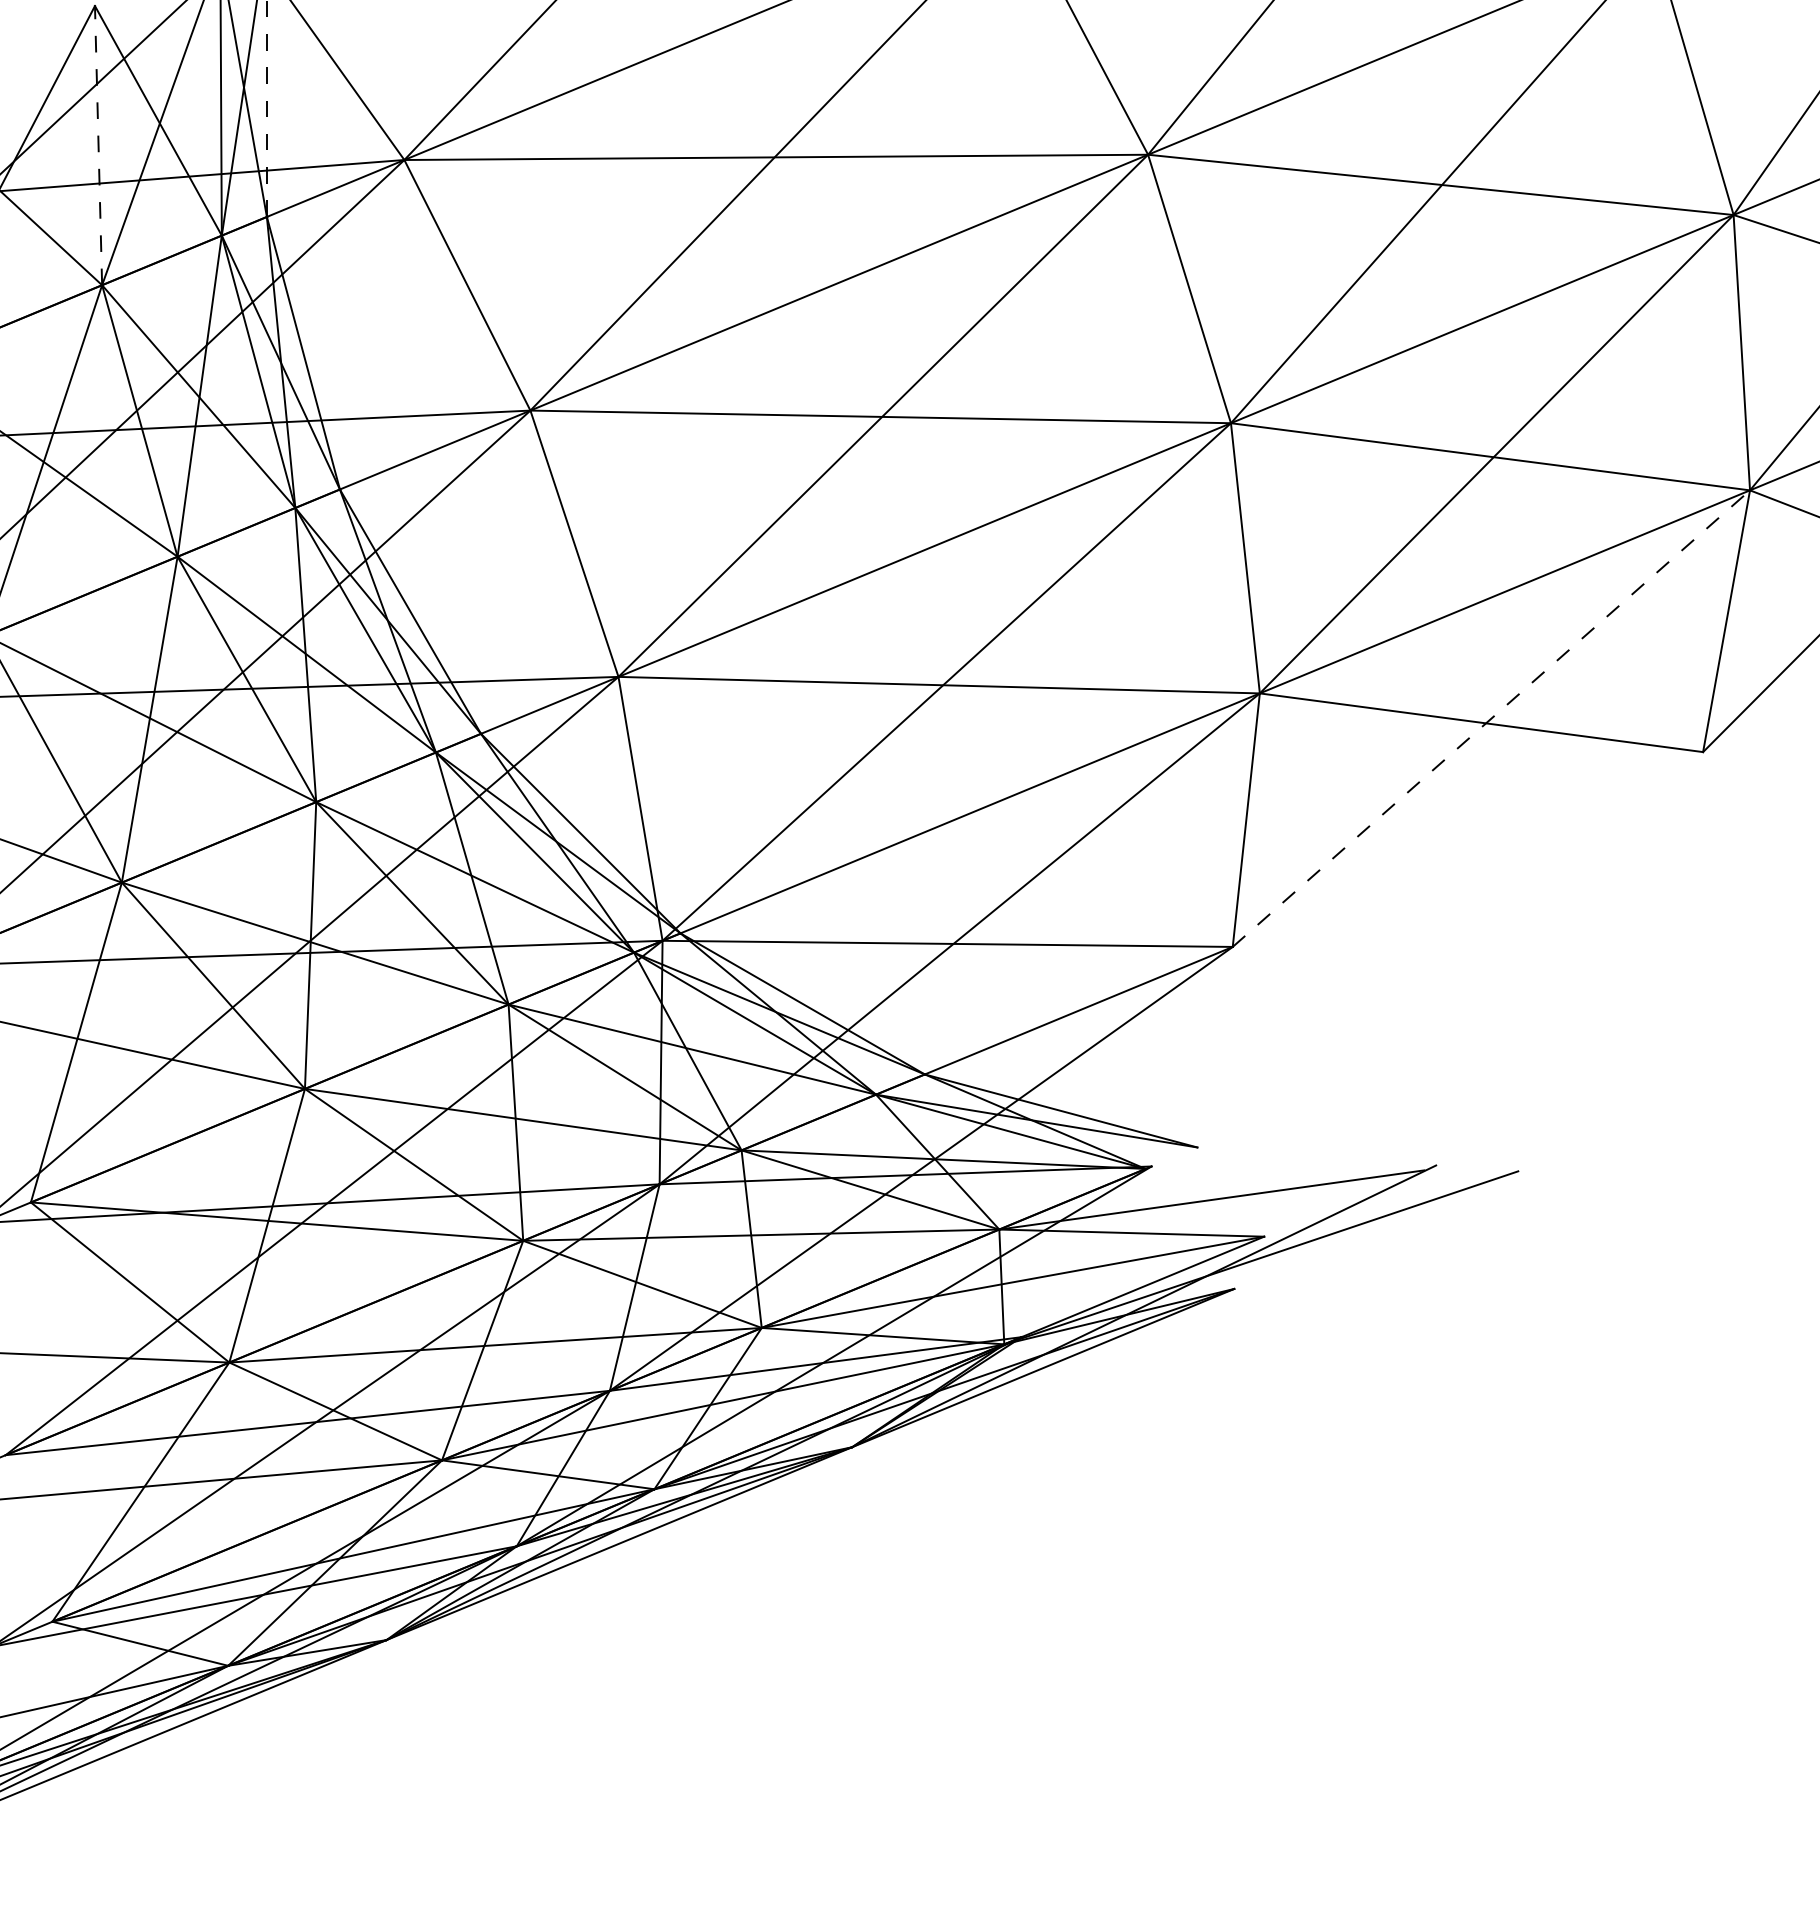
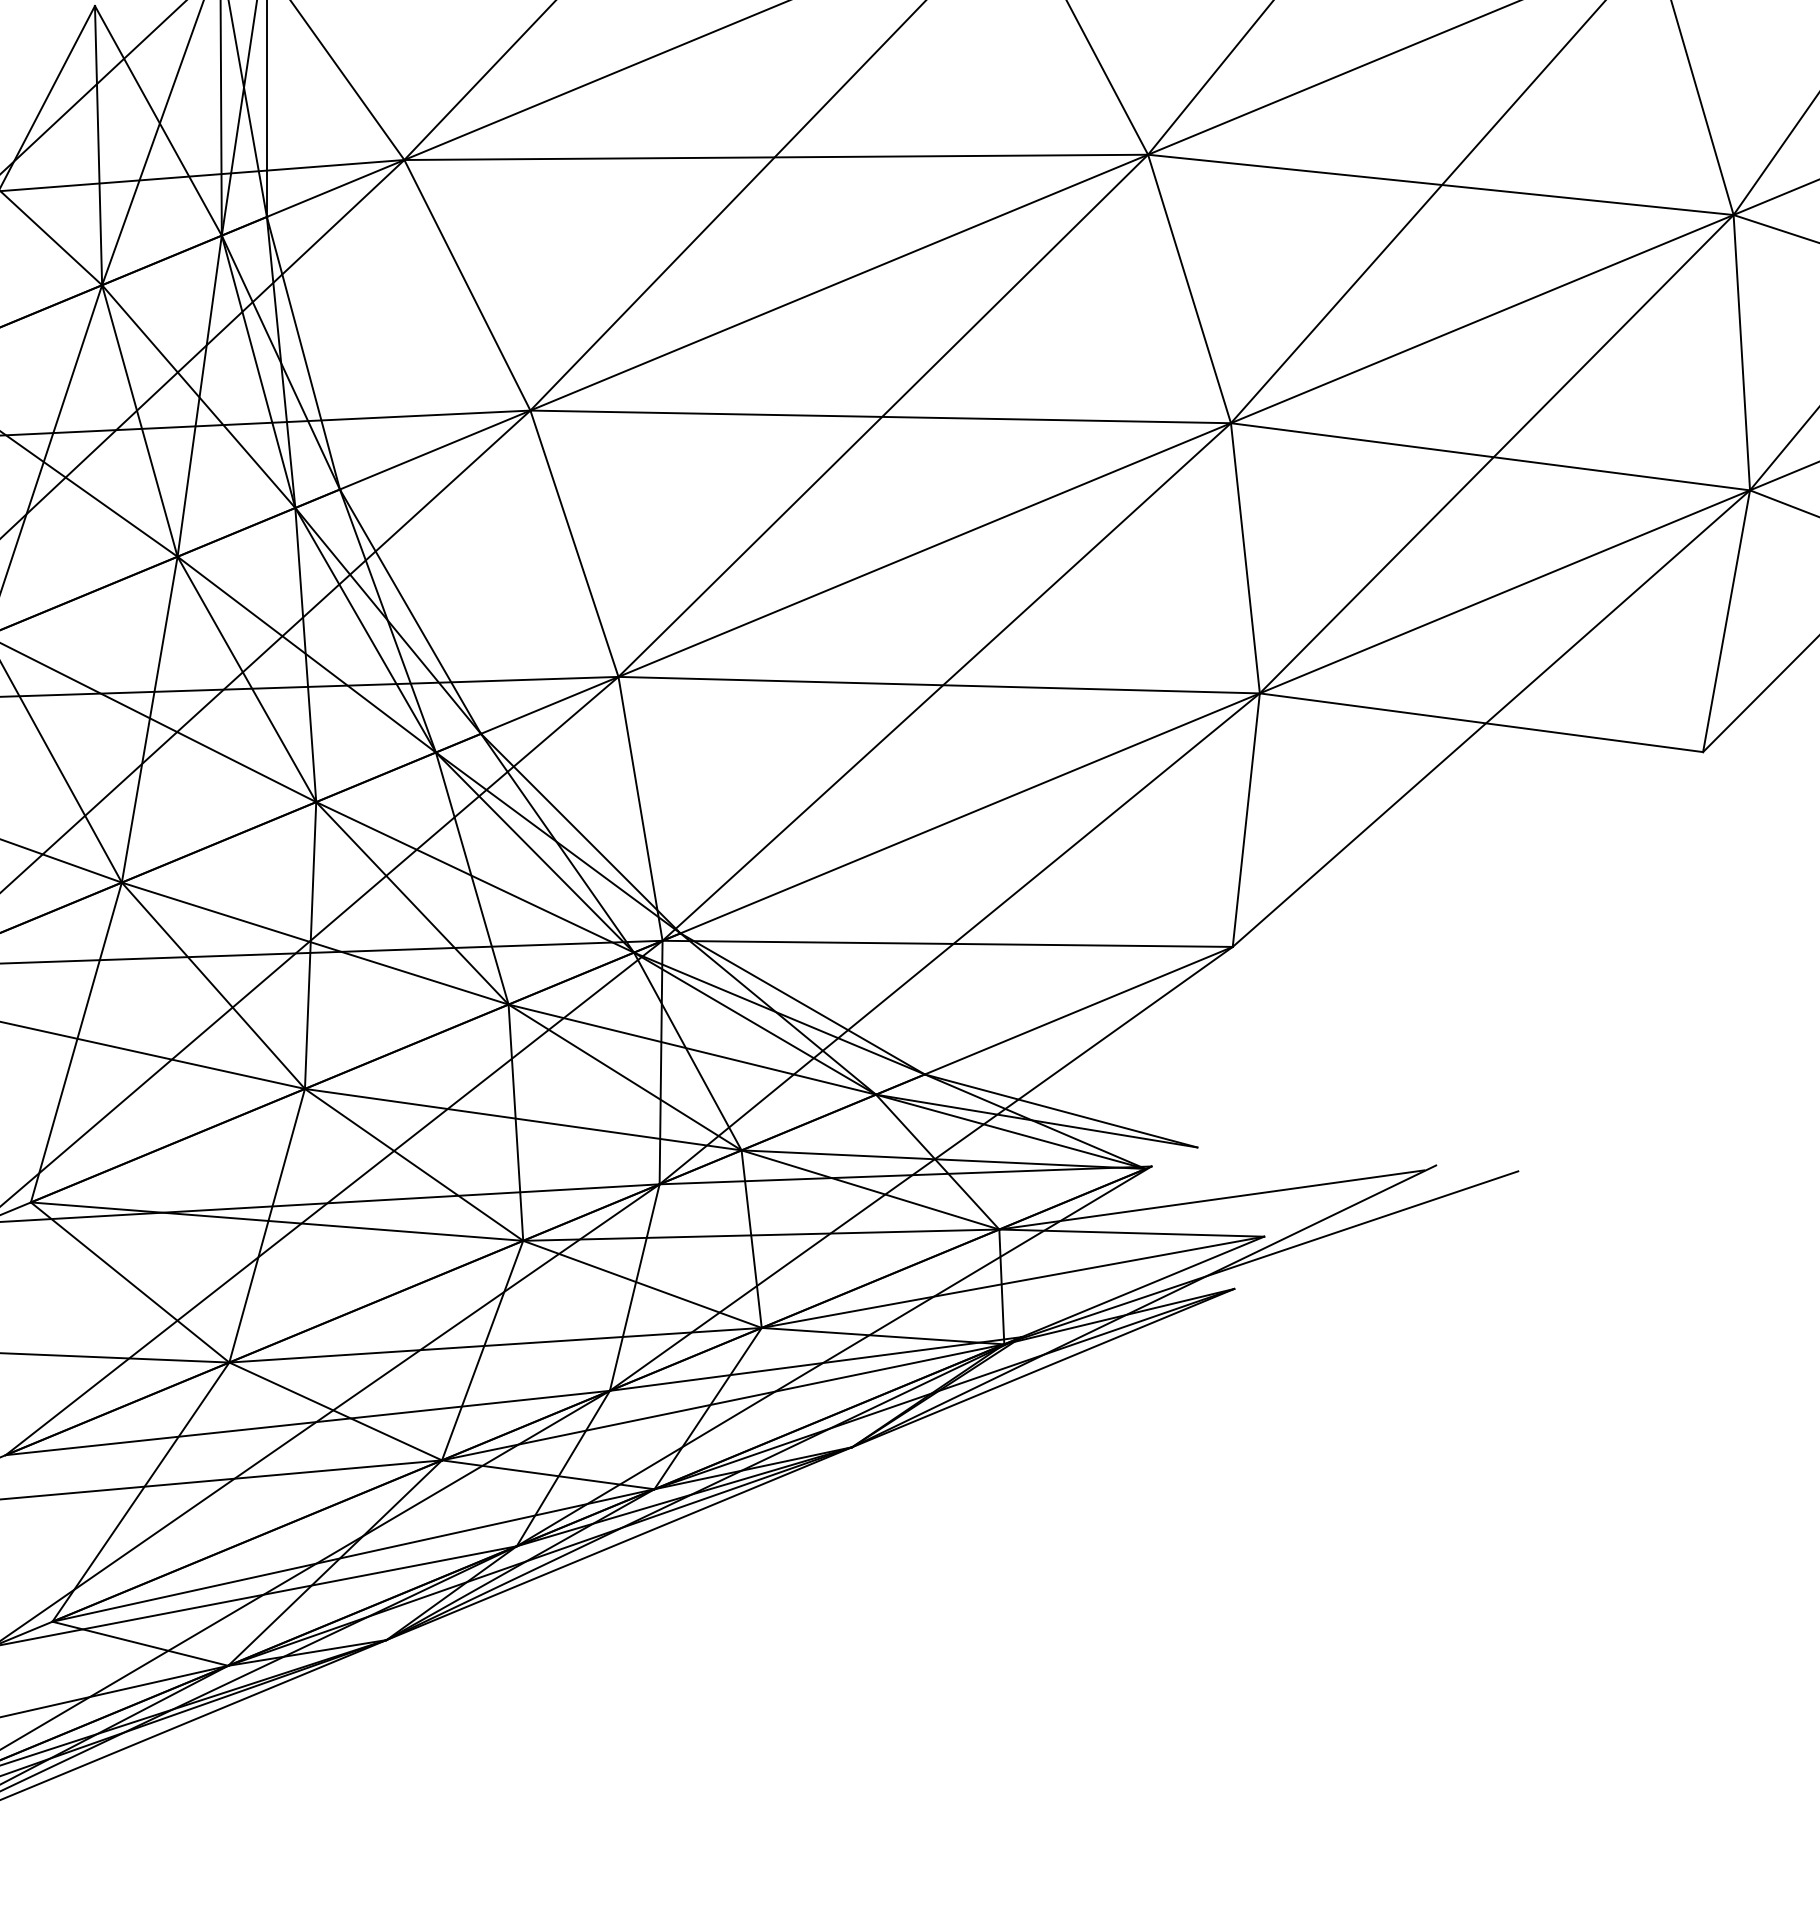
line: dashed -> solid (266, 108)
line: dashed -> solid (98, 145)
line: dashed -> solid (1491, 718)
